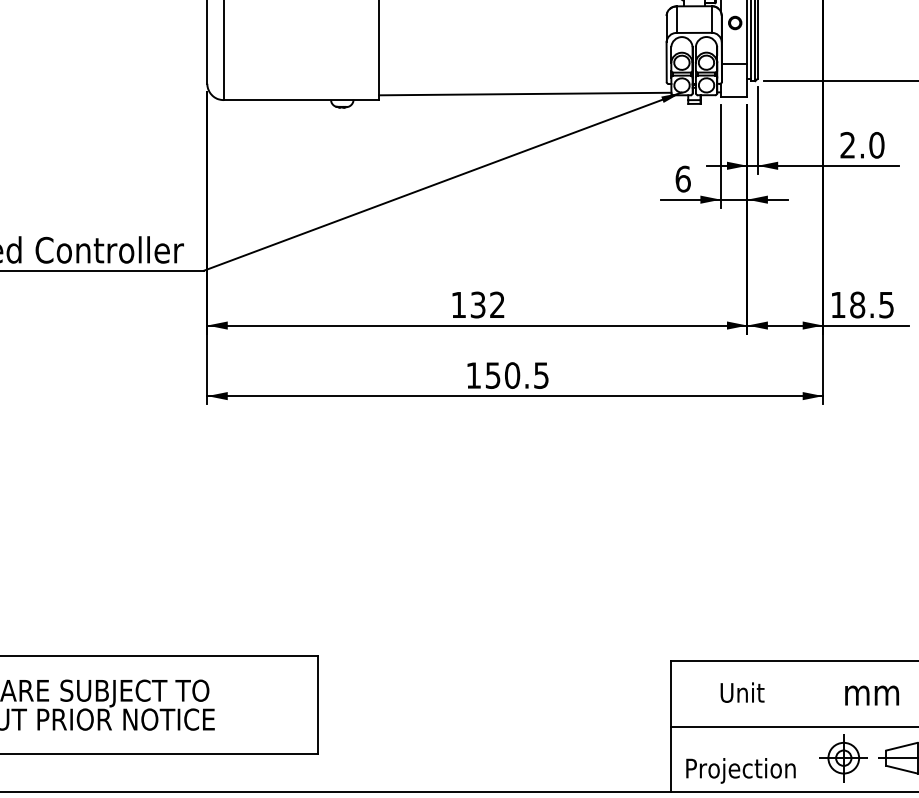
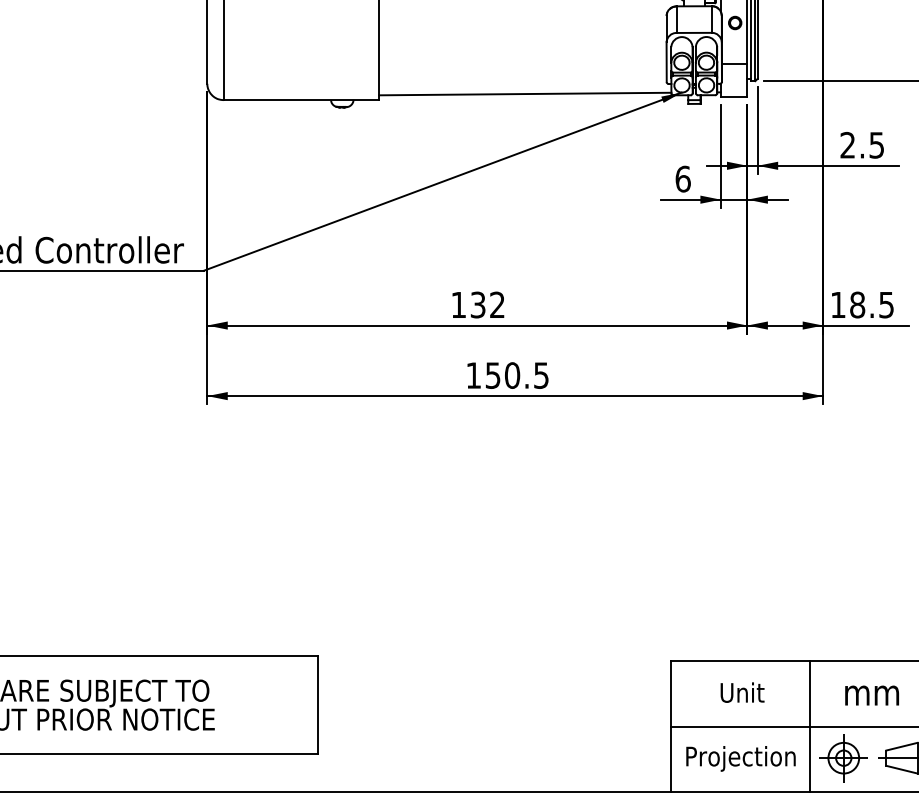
text: 2.0 -> 2.5 (876, 145)
line: none -> present (810, 726)
text position: (740, 770) -> (740, 758) (740, 758)
